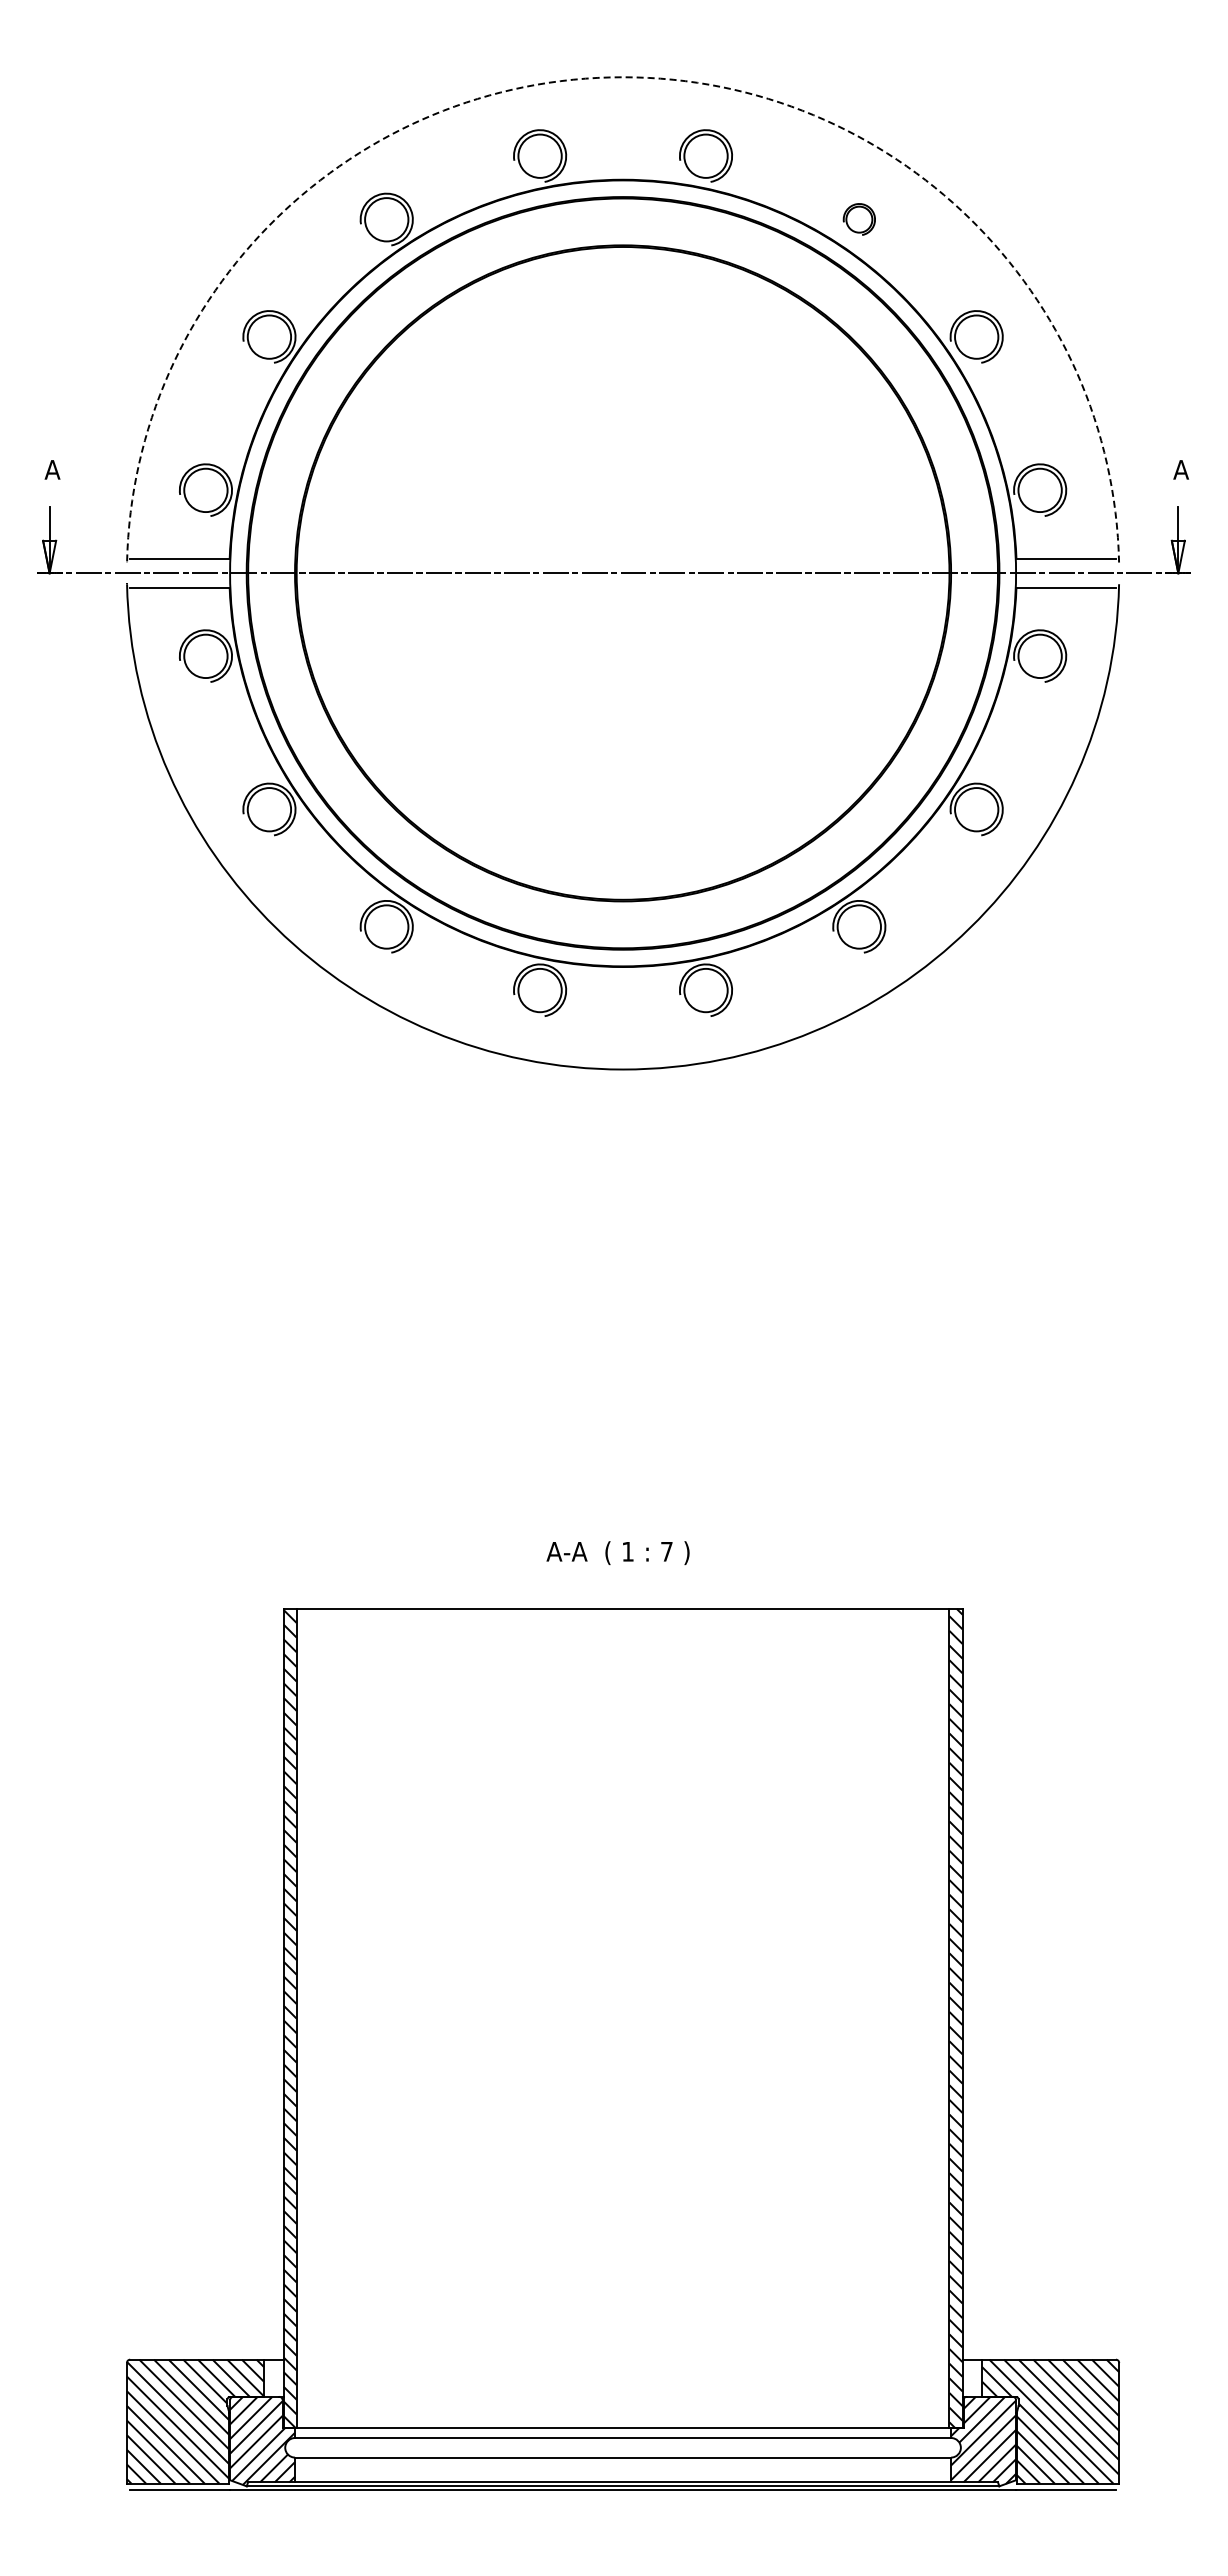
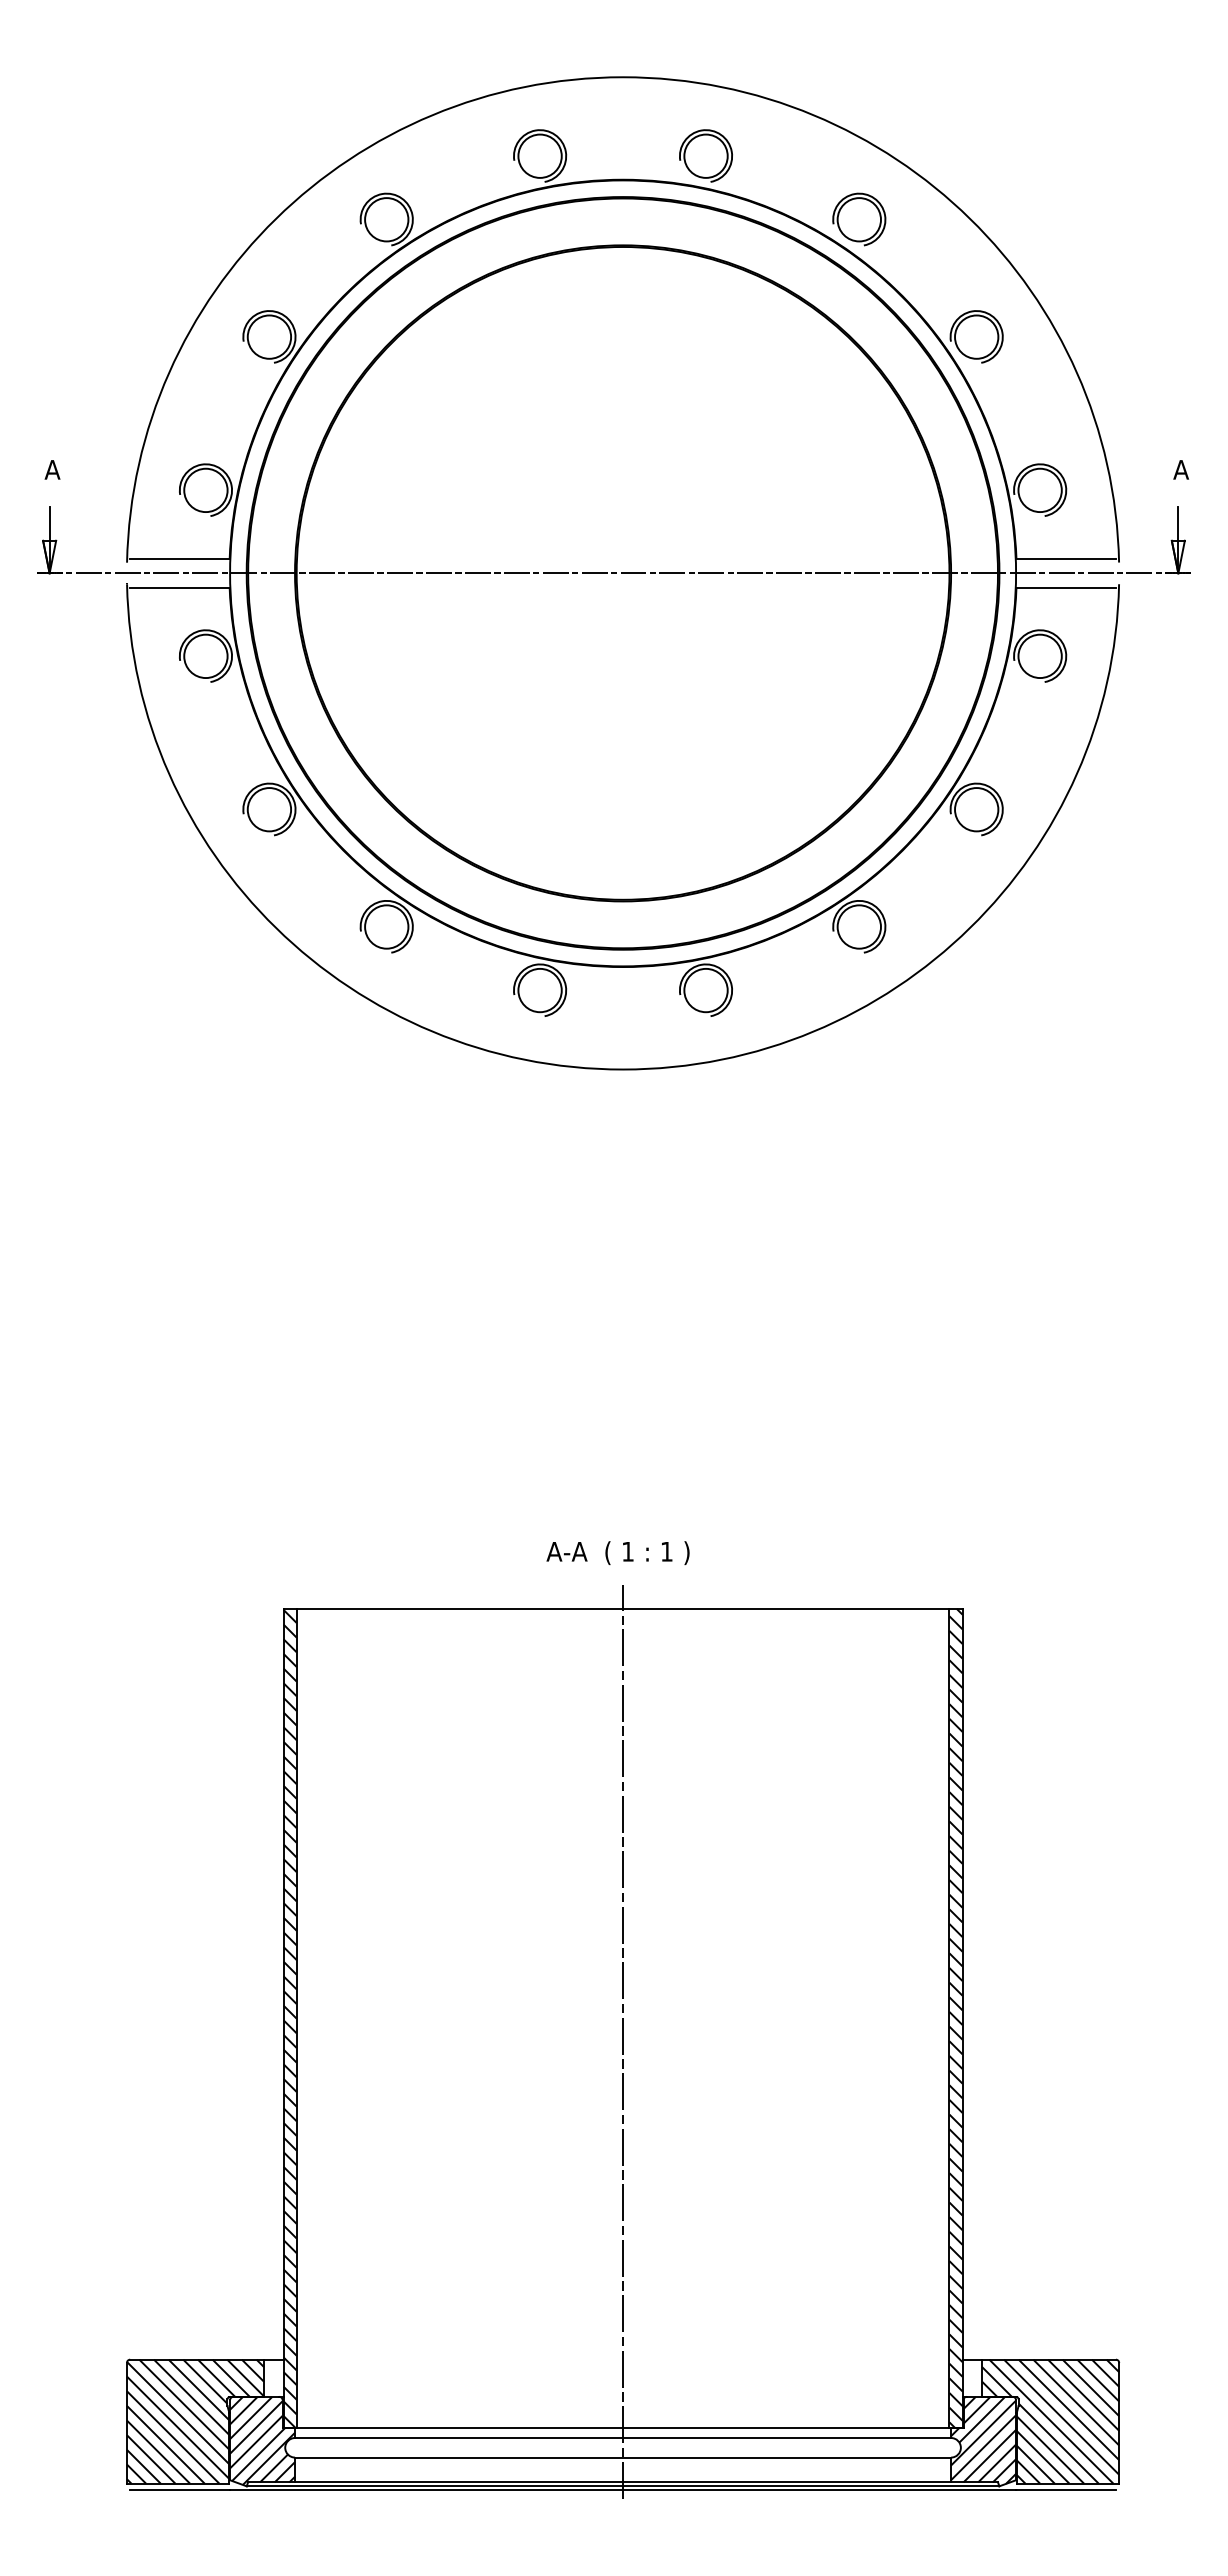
arc: dashed -> solid (623, 77)
part size: 34x33 px -> 55x55 px (859, 219)
text: 7 -> 1 (666, 1551)
line: none -> present (623, 2041)
